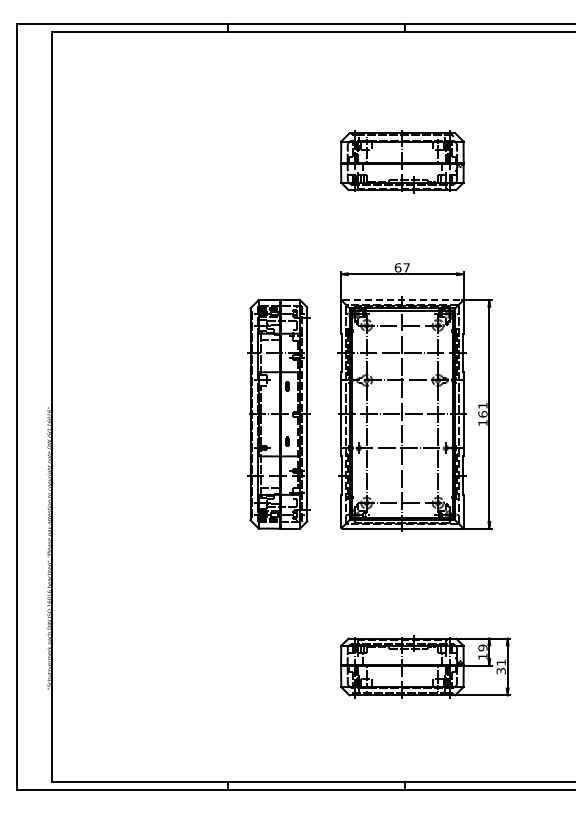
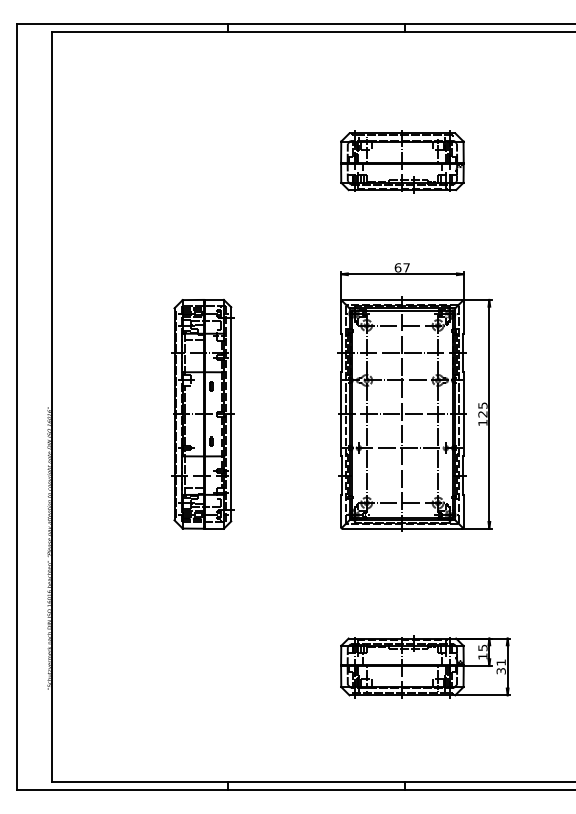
line: dashed -> solid (402, 299)
text: 161 -> 125 (482, 409)
part position: (278, 413) -> (202, 413) (202, 413)
text: 19 -> 15 (482, 647)
